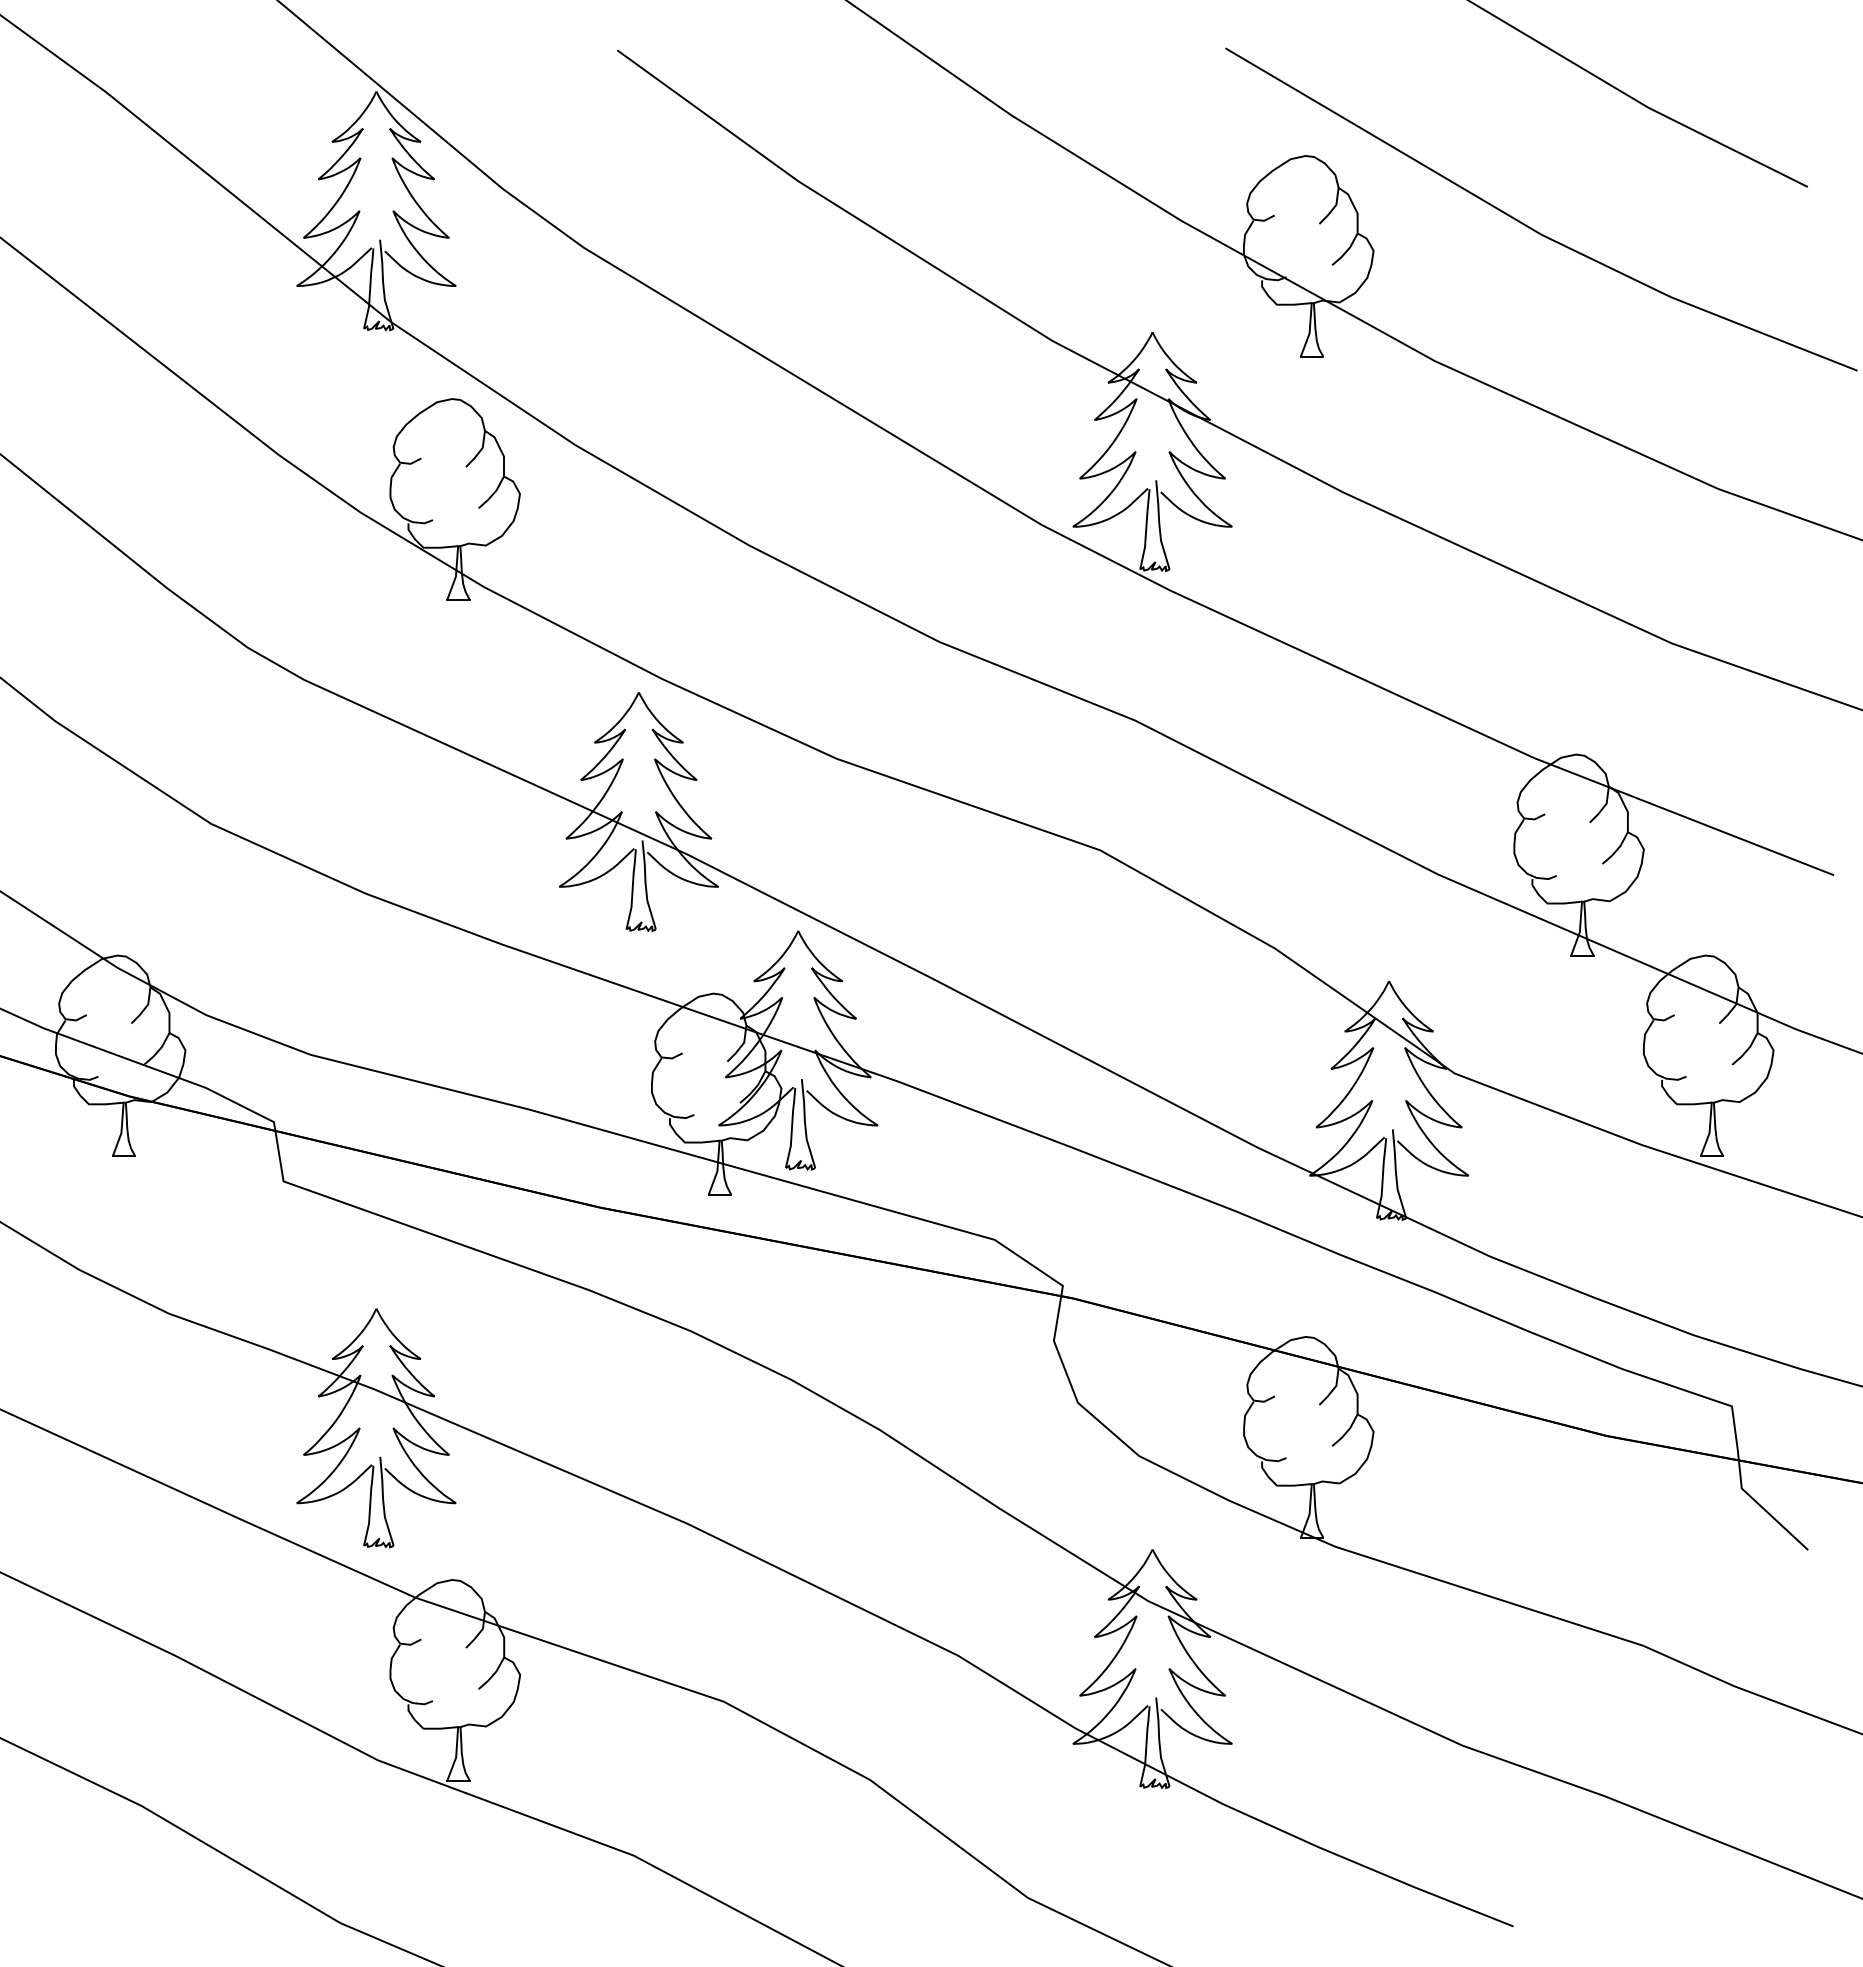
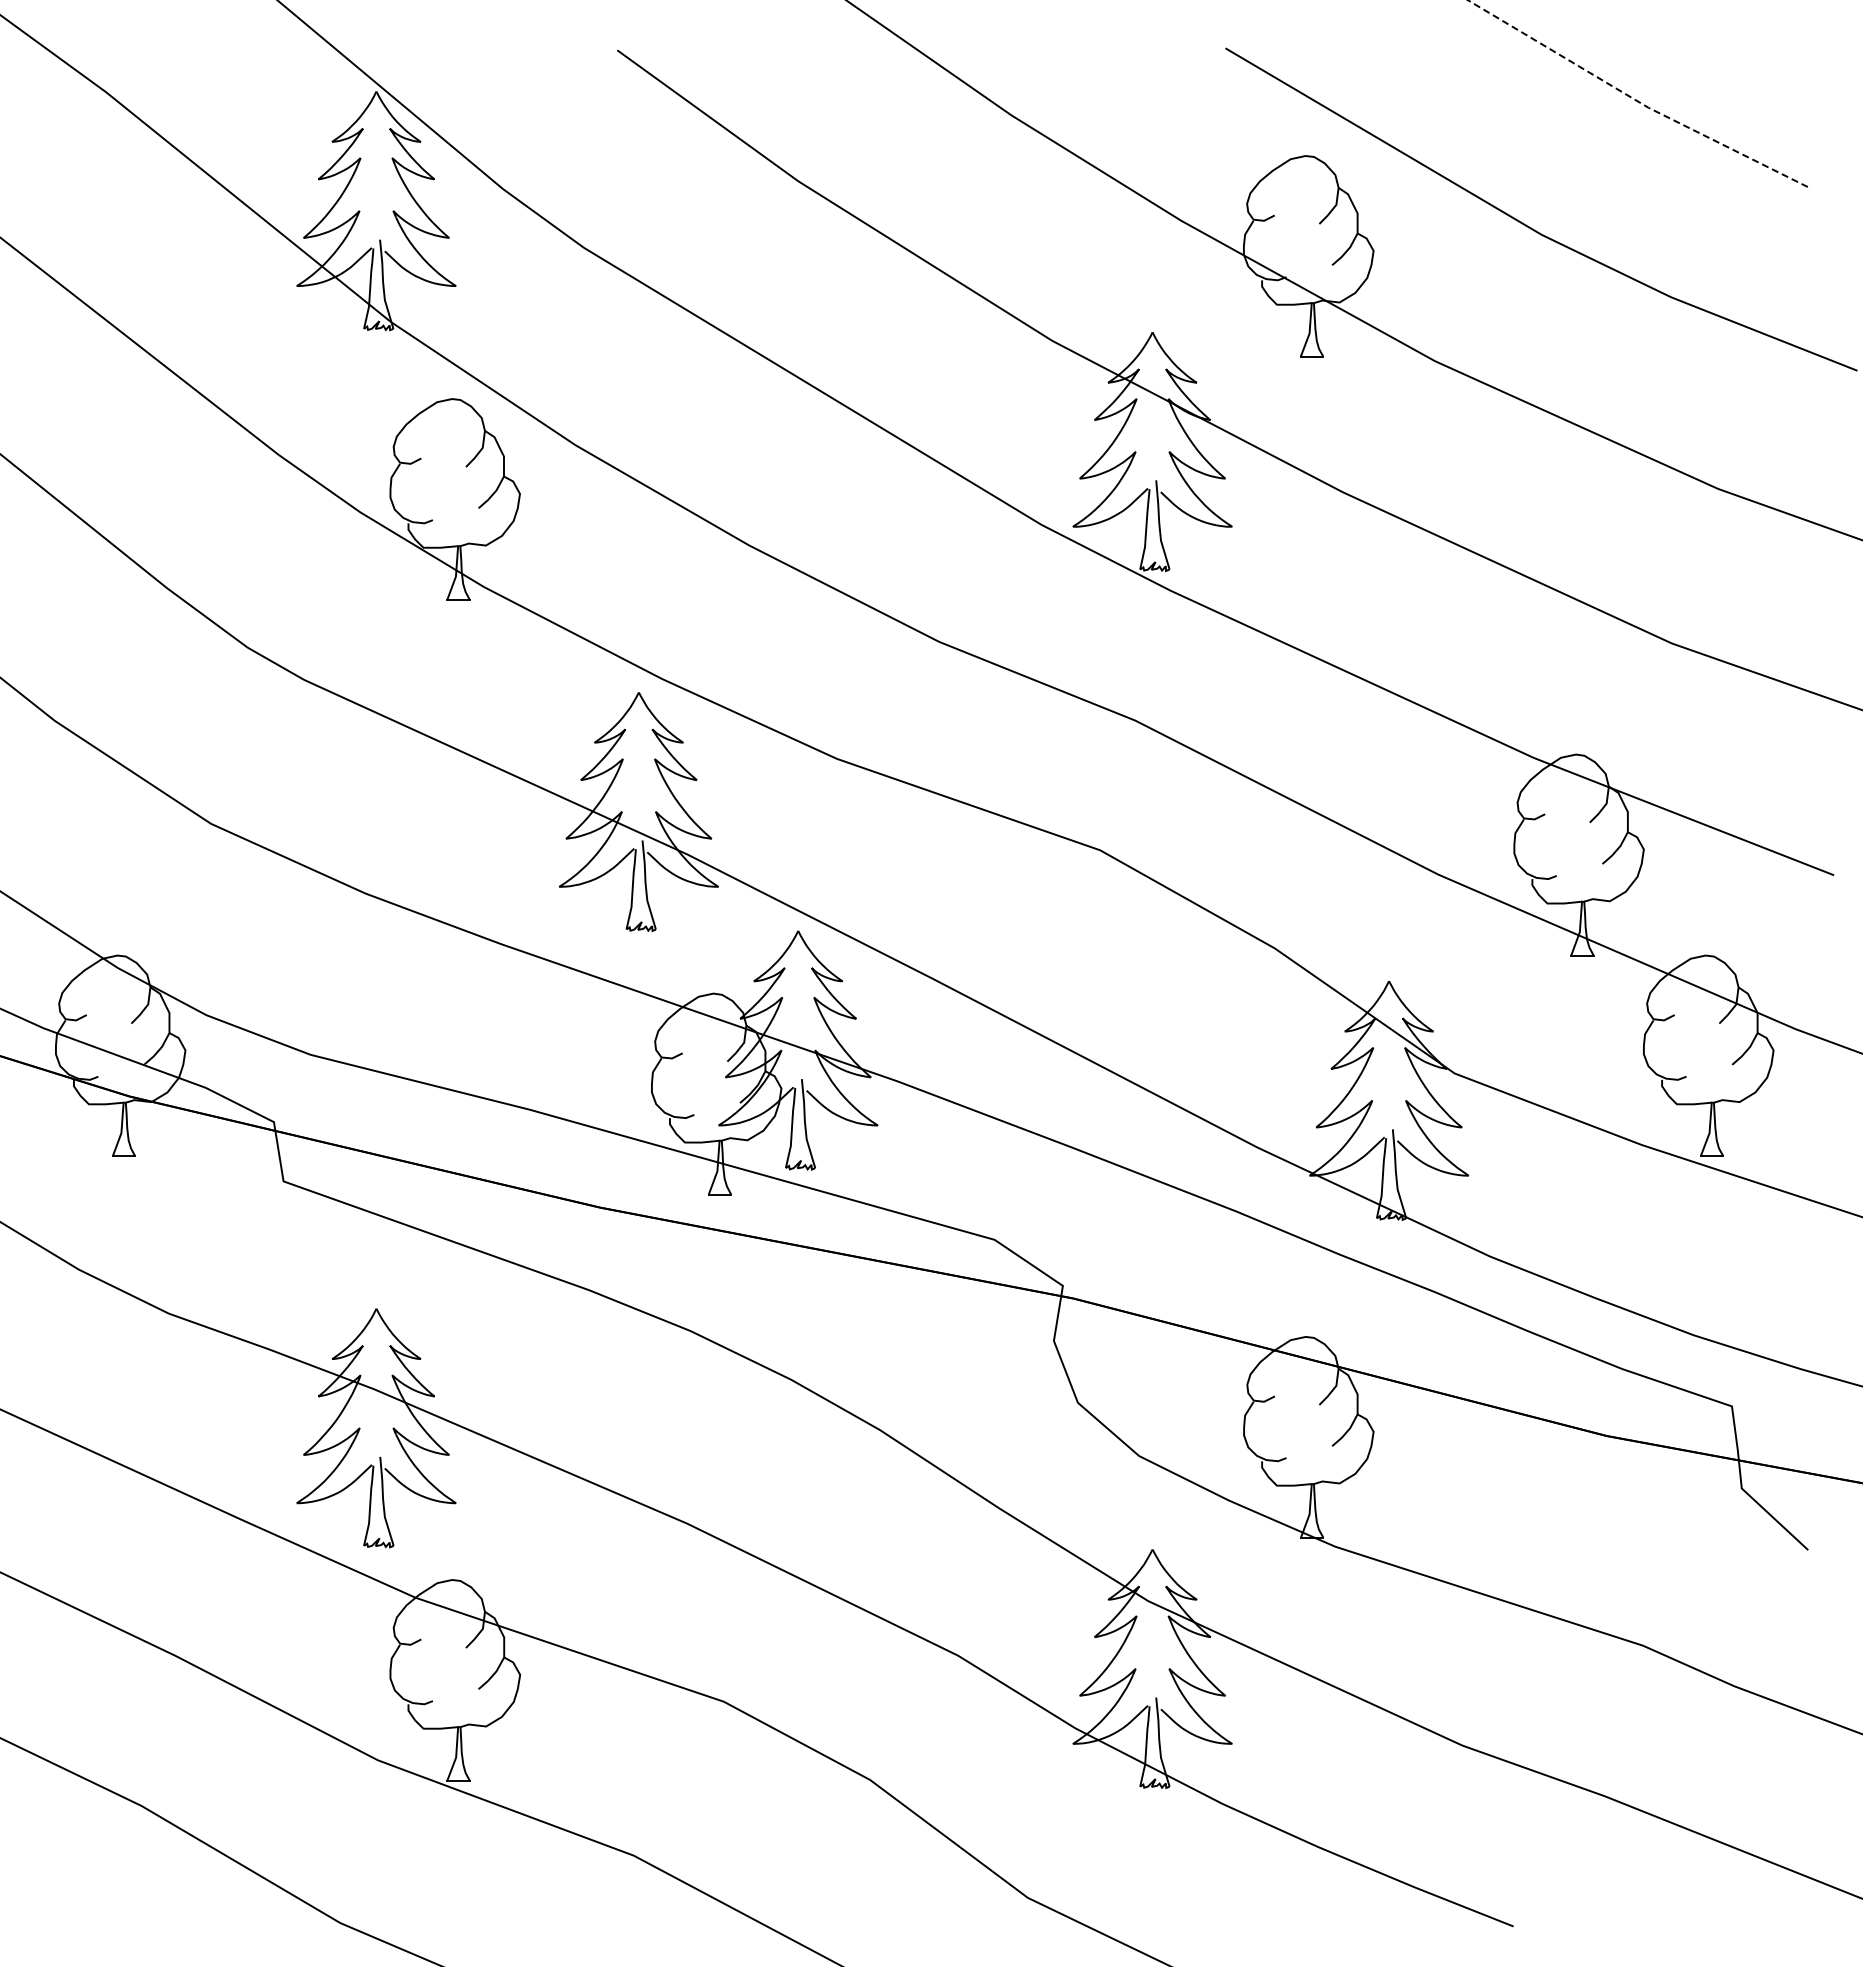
line: solid -> dashed (1634, 99)
